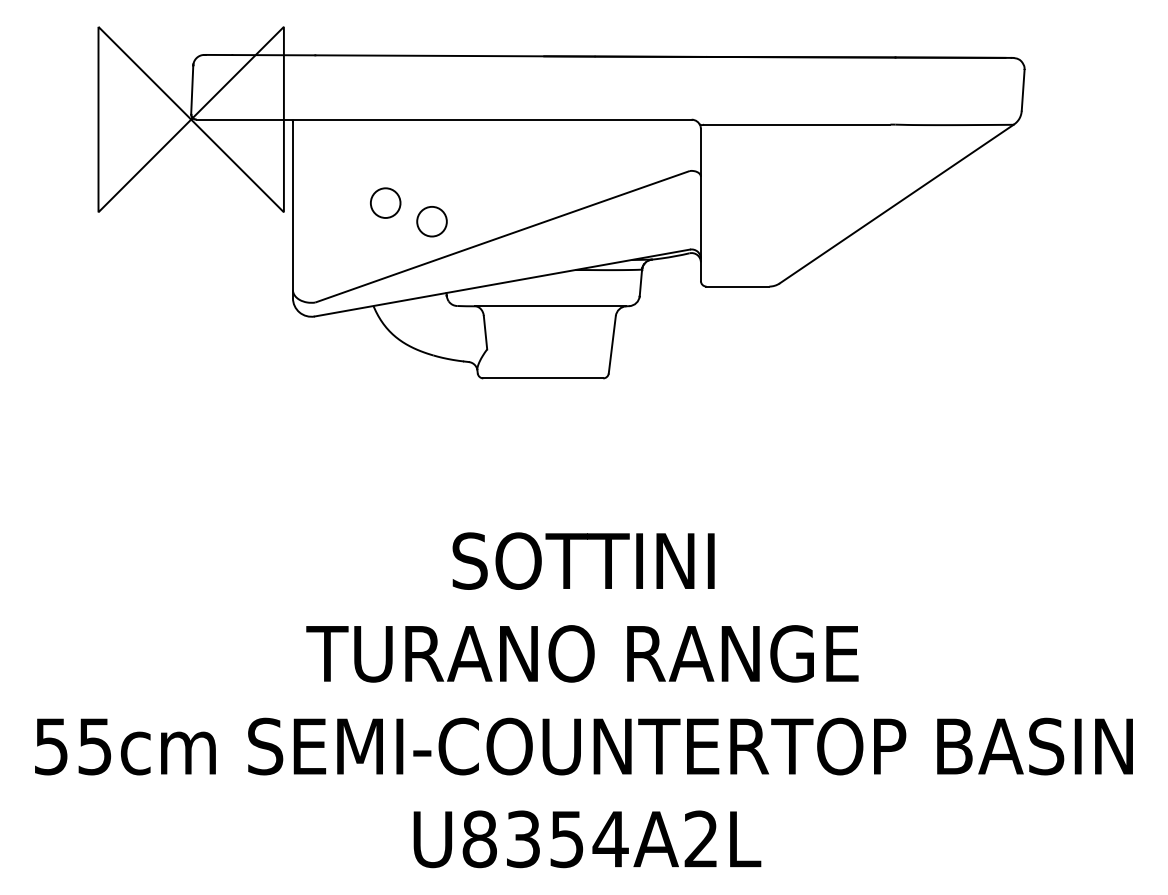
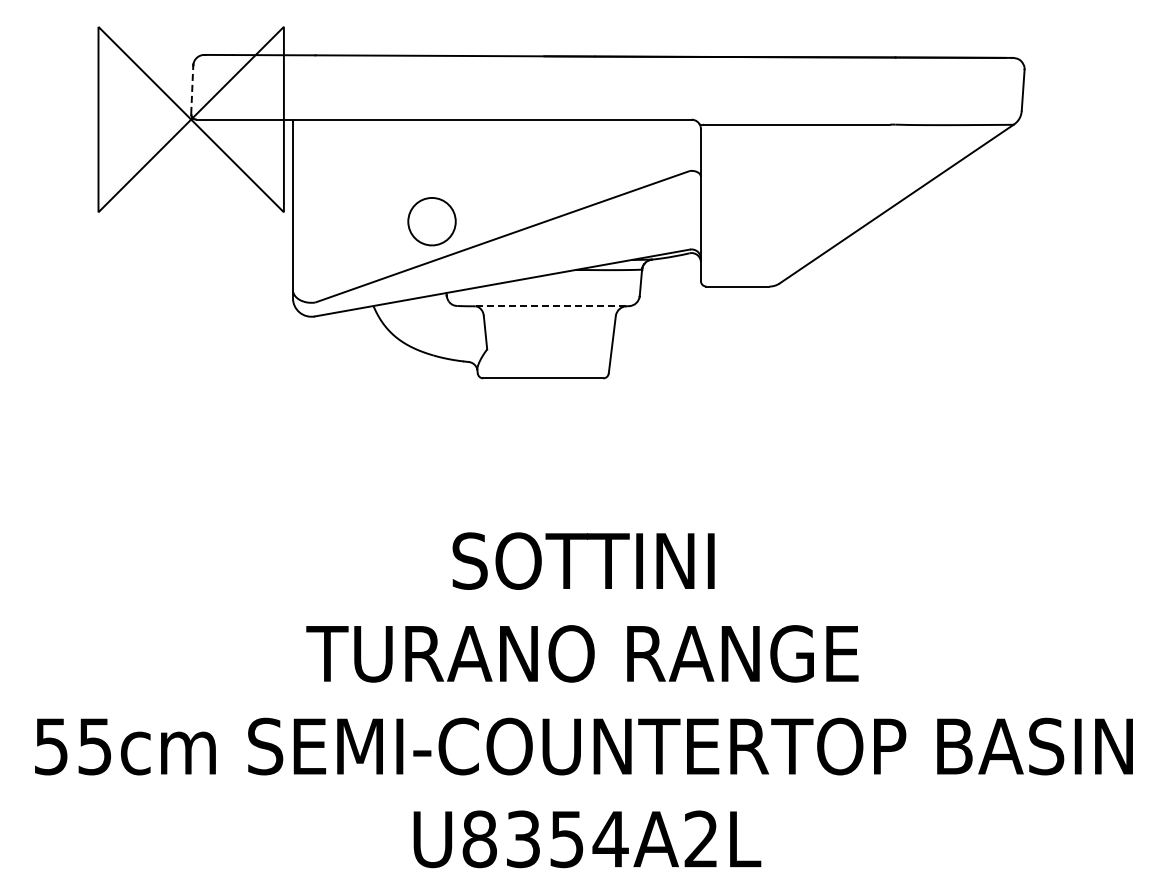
line: solid -> dashed (192, 89)
circle: present -> none (385, 202)
circle diameter: 30 px -> 47 px (431, 221)
line: solid -> dashed (550, 306)
